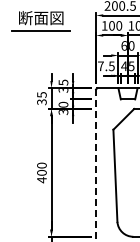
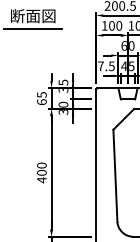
part position: (40, 21) -> (32, 19) (32, 19)
text: 35 -> 65 (41, 102)
line: dashed -> solid (96, 165)
